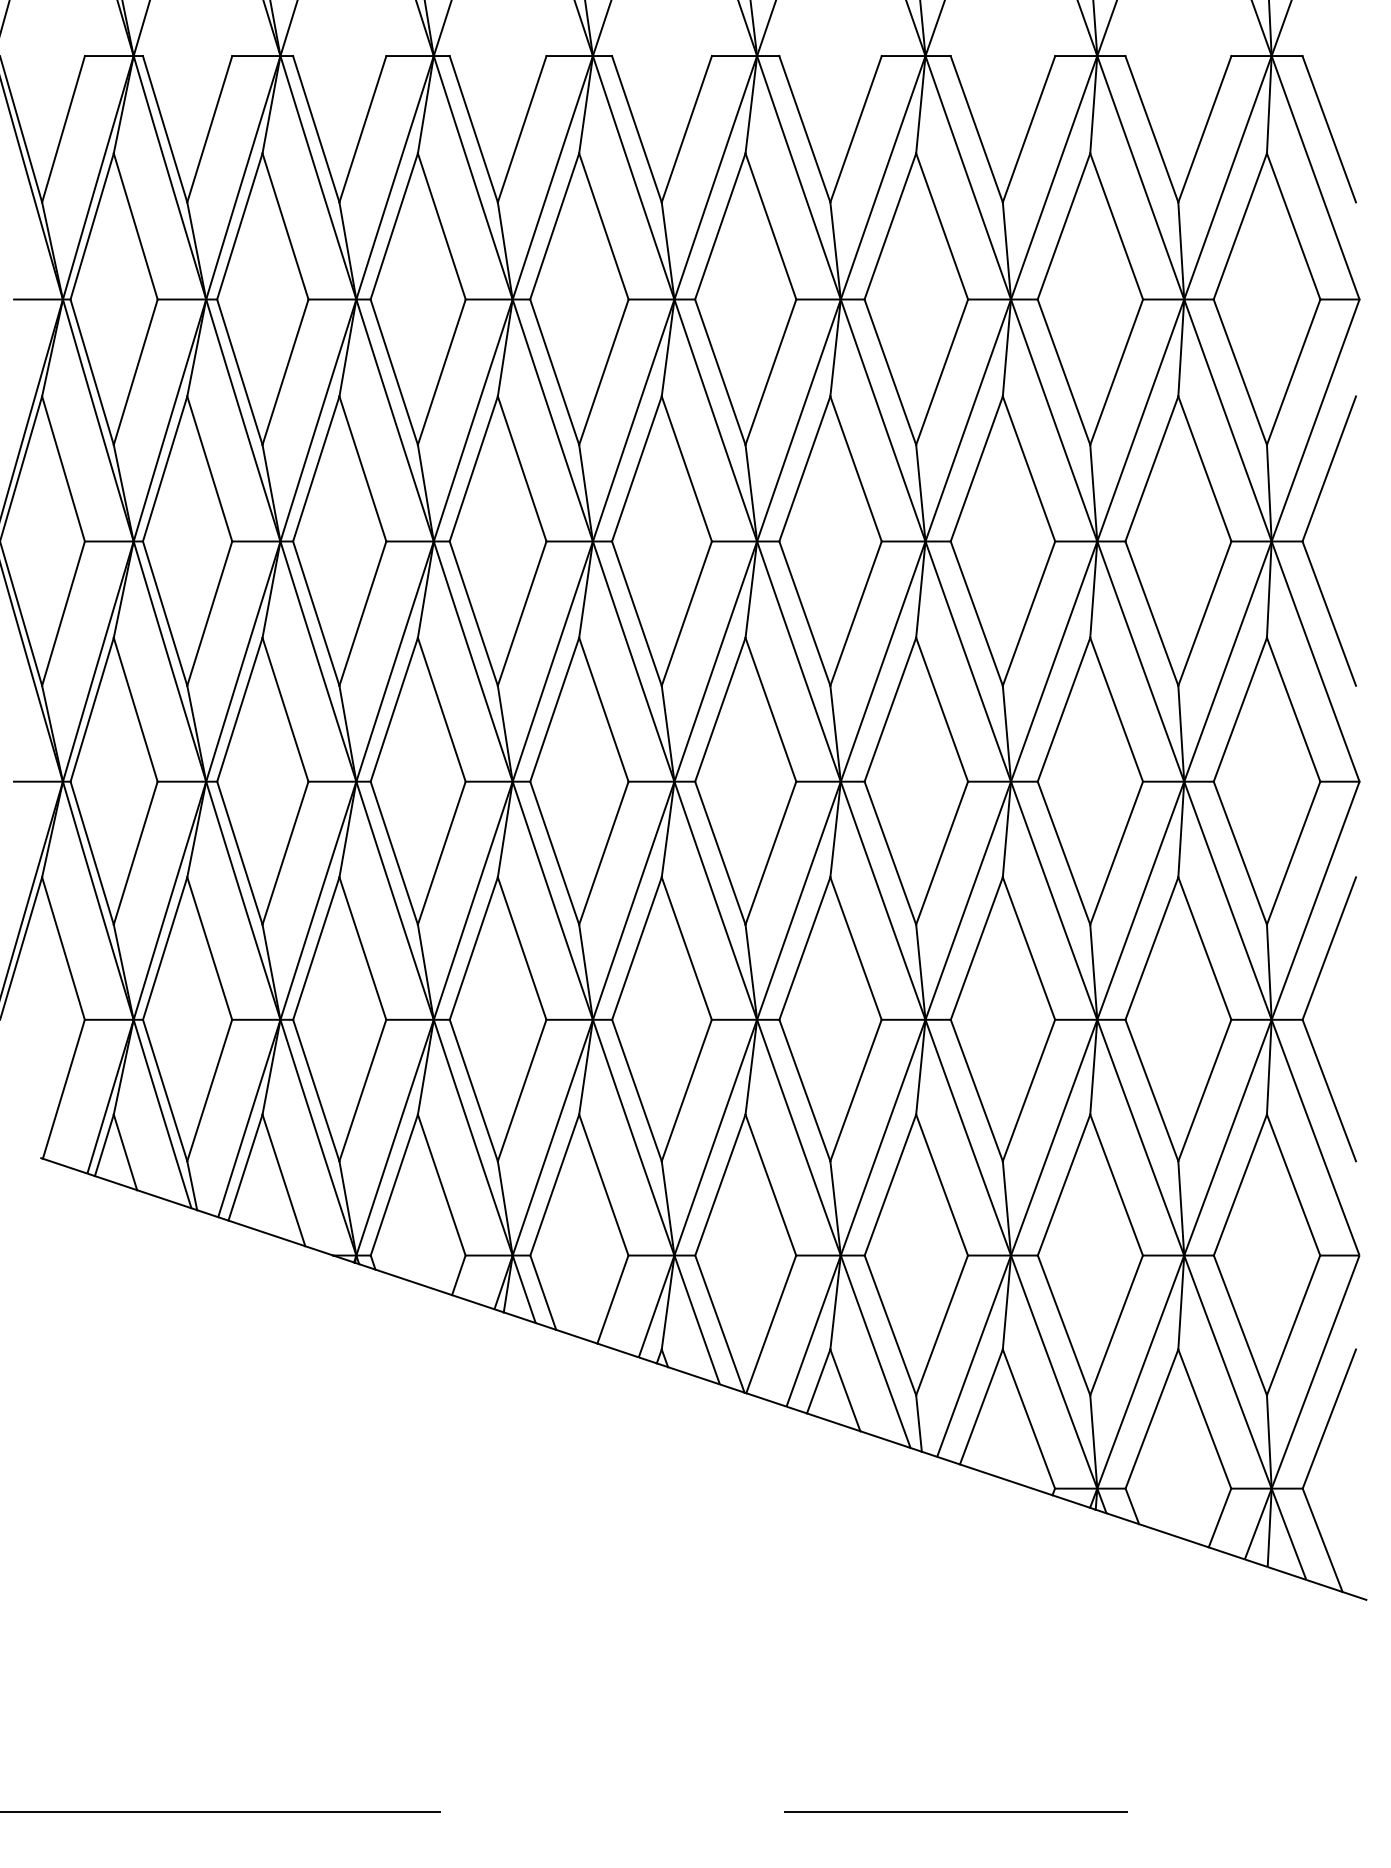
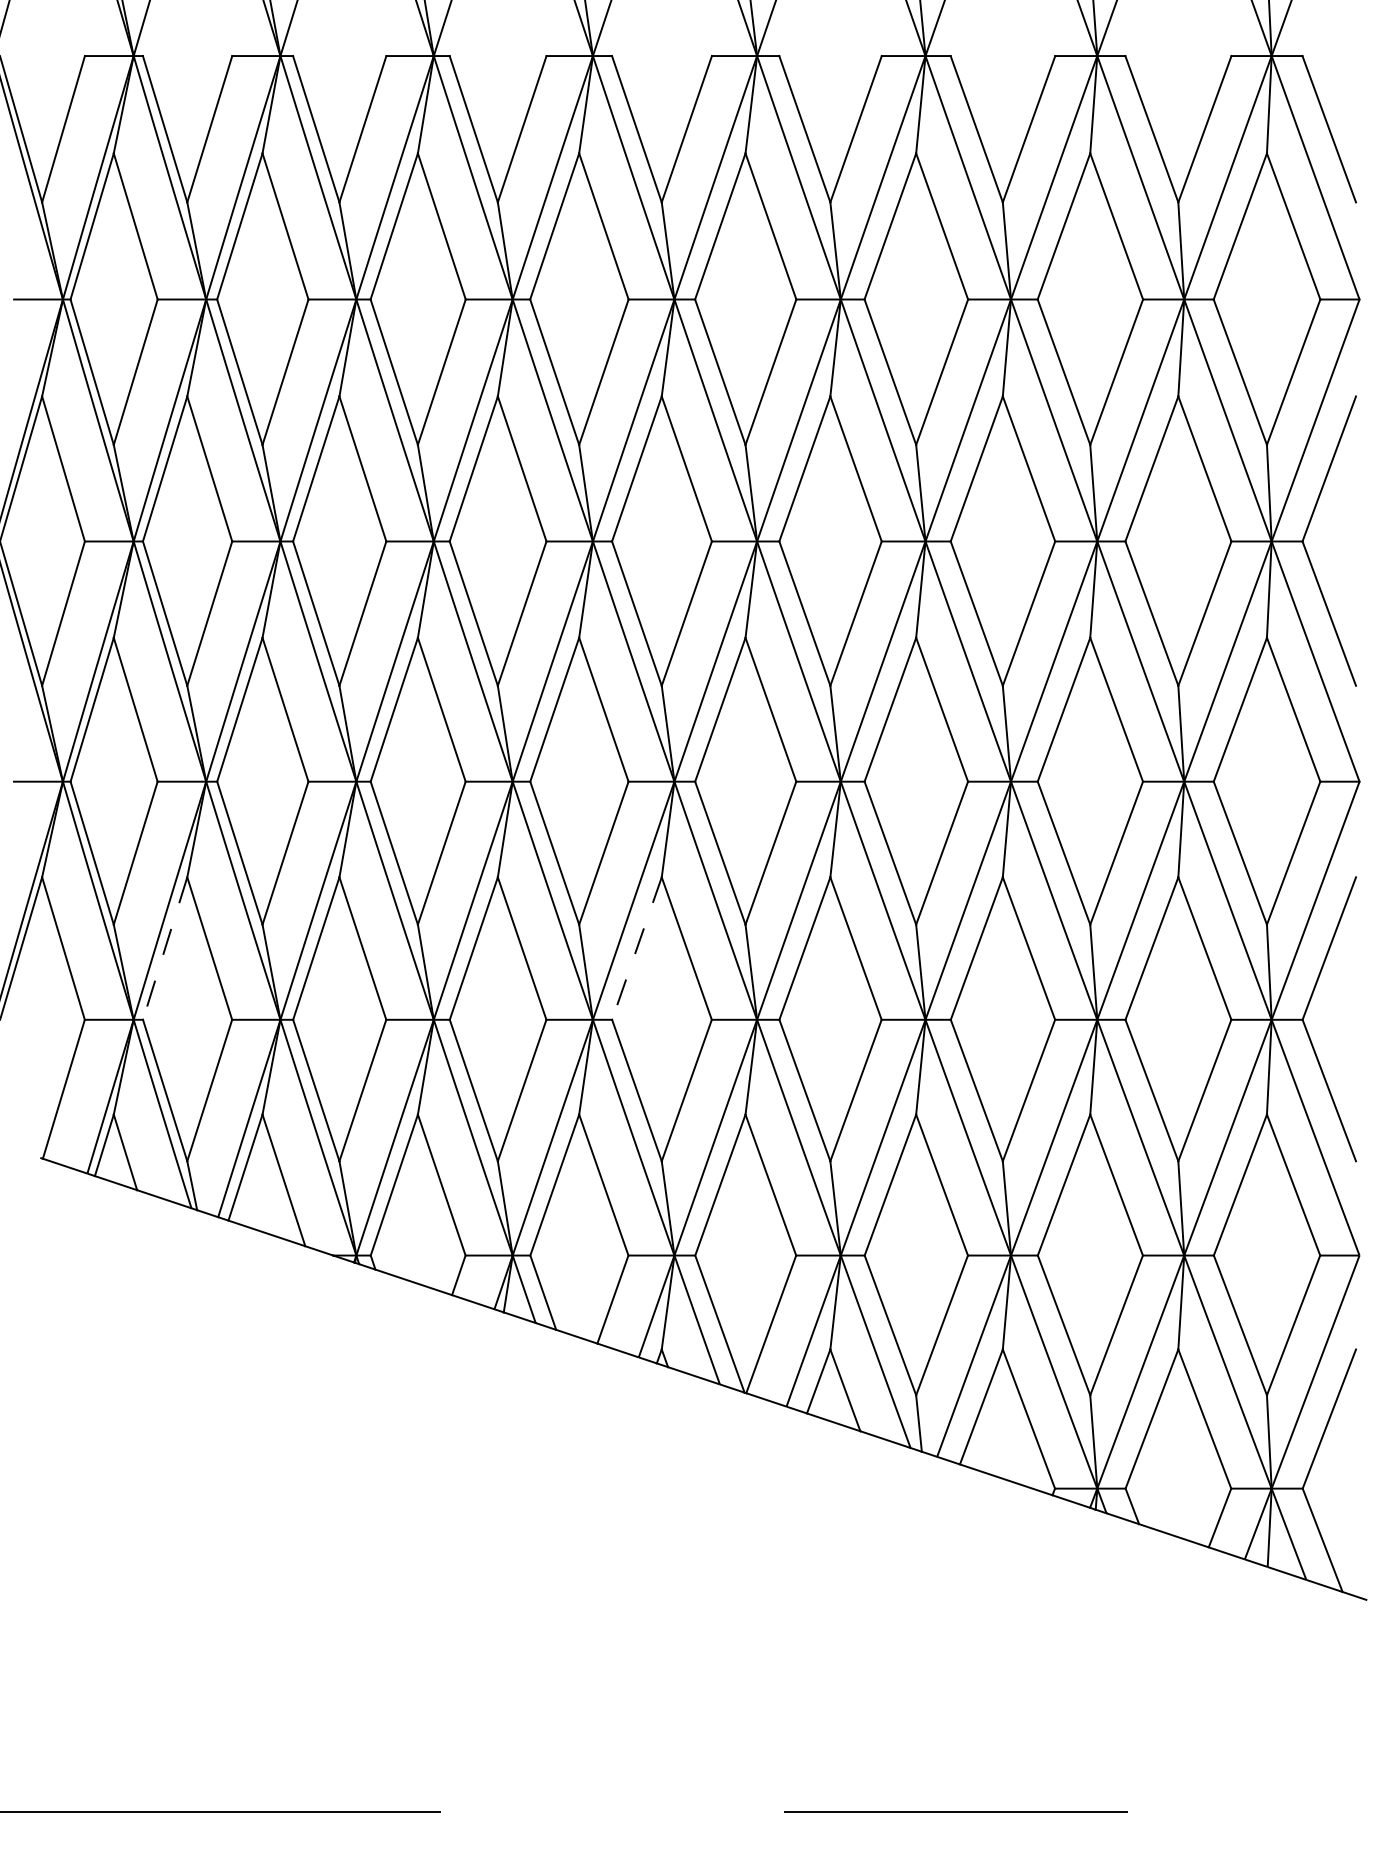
line: solid -> dashed (165, 948)
line: solid -> dashed (636, 949)
